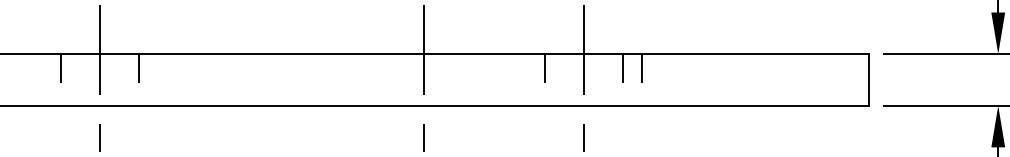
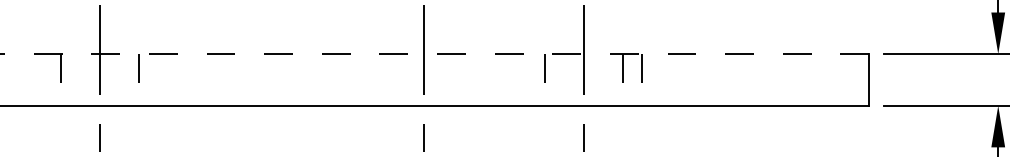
line: solid -> dashed (434, 54)
